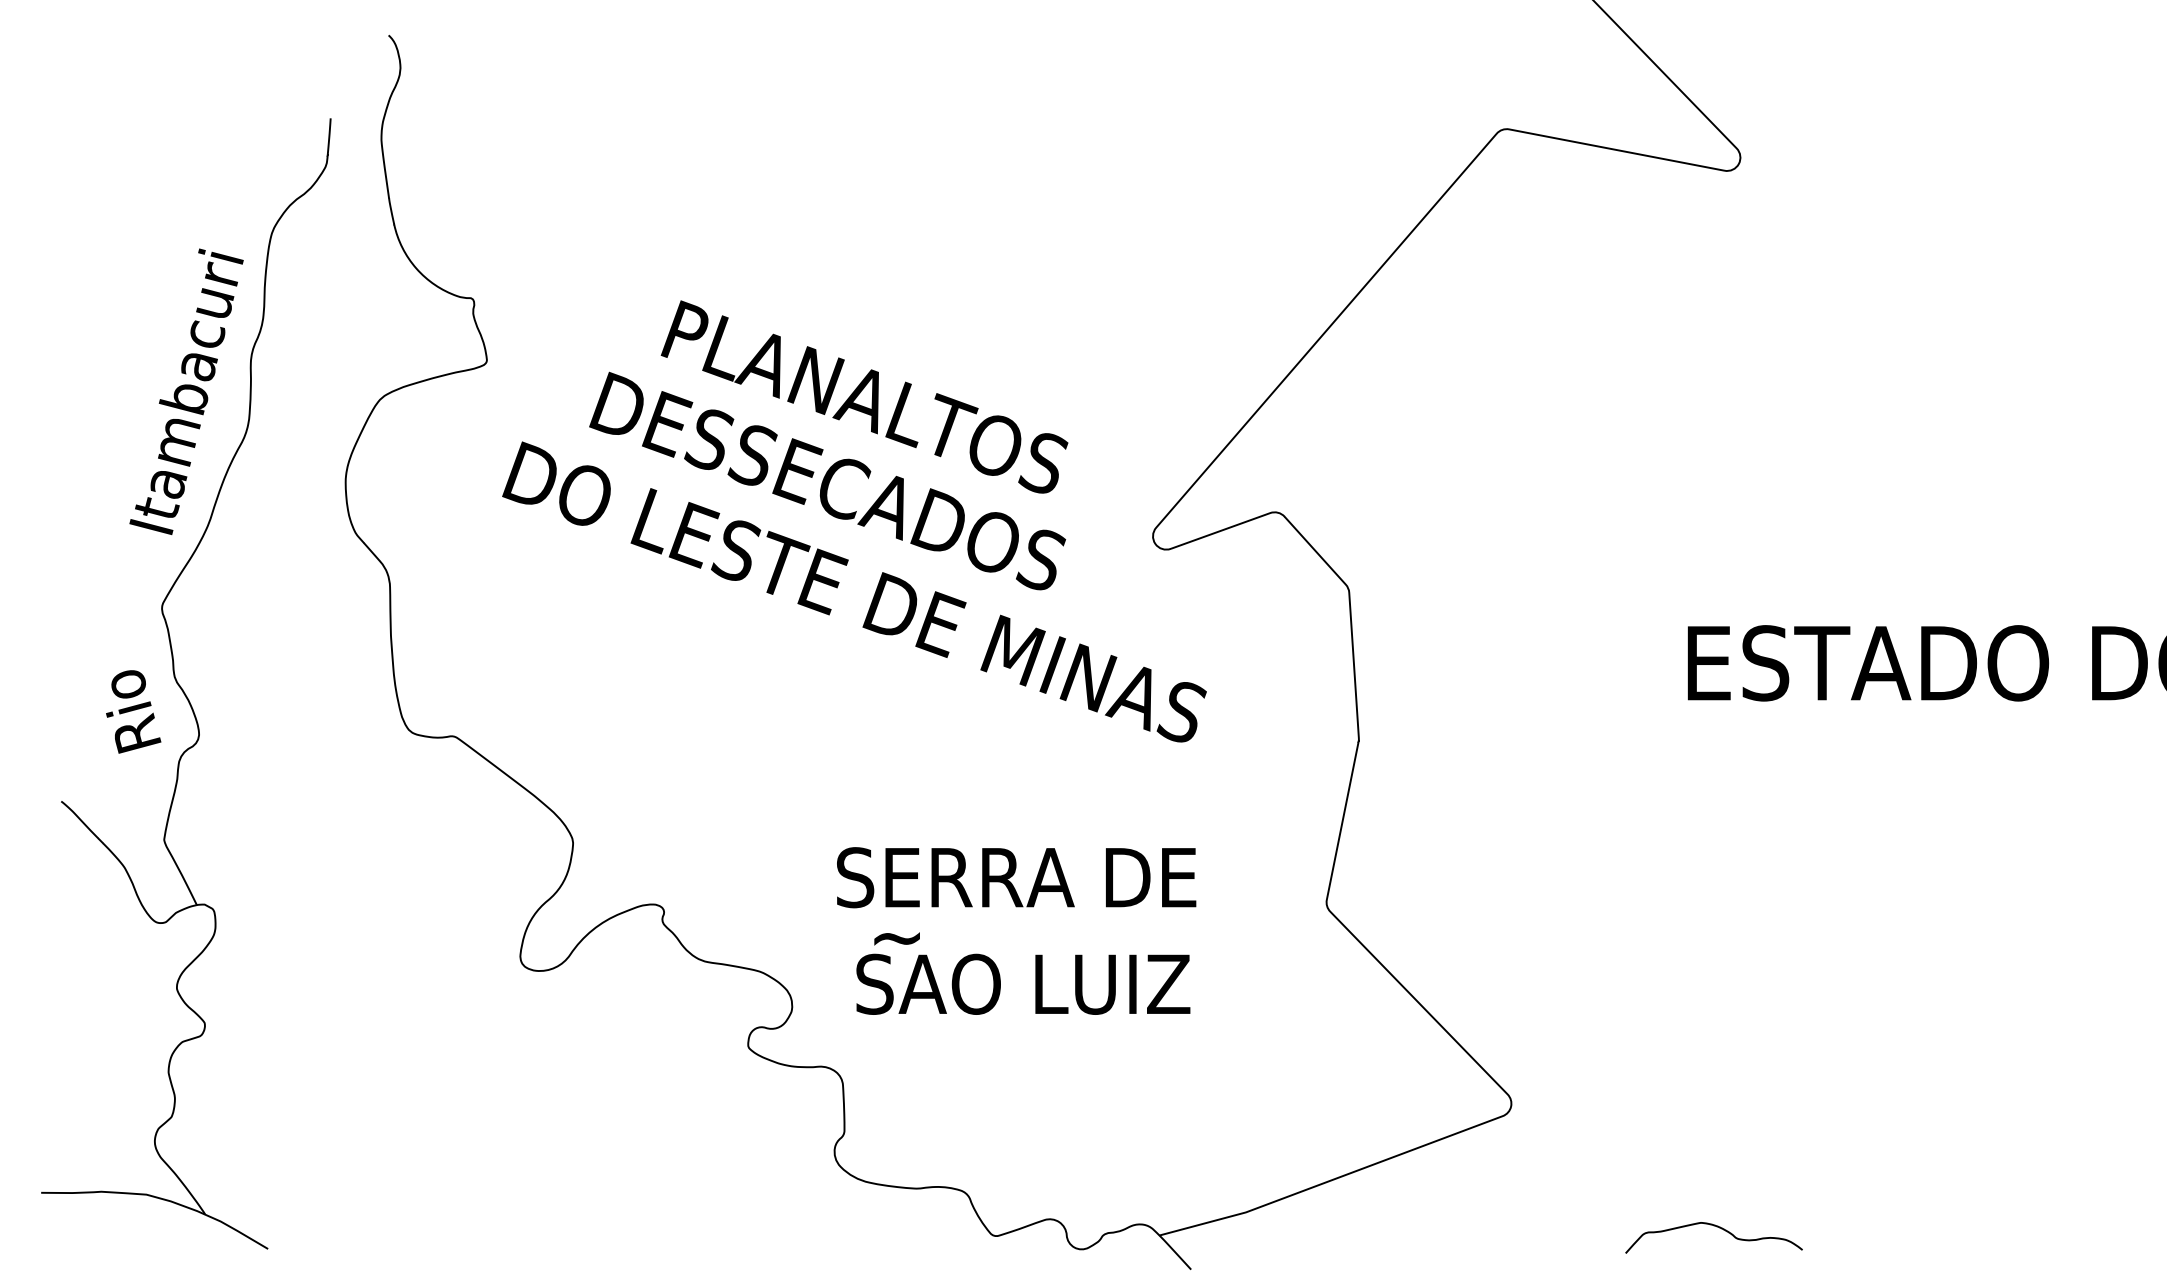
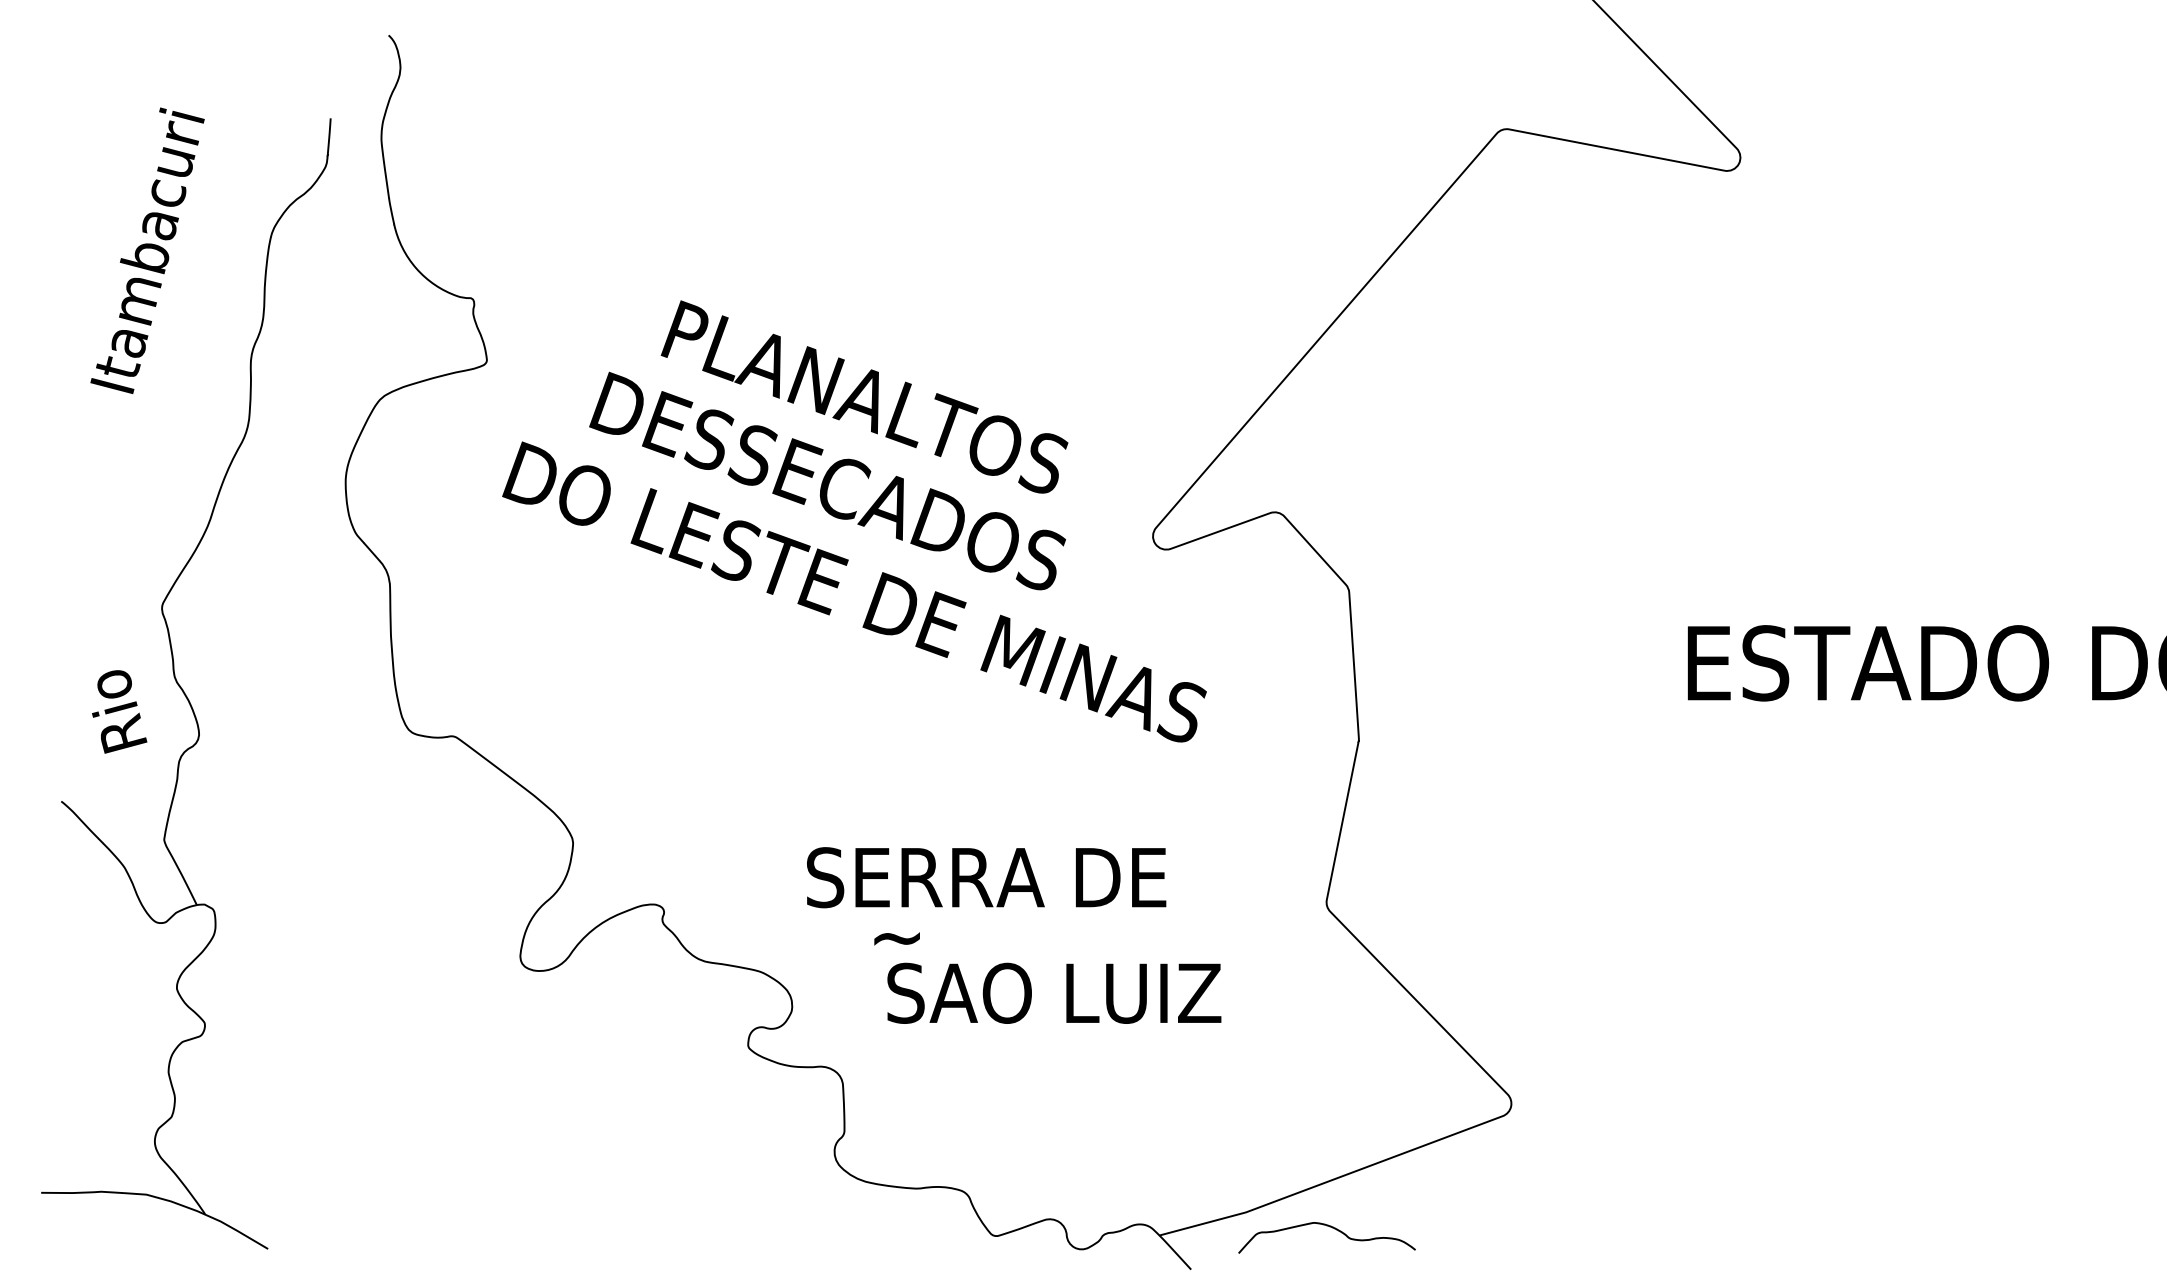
text position: (186, 391) -> (147, 250) (147, 250)
text position: (133, 711) -> (119, 711) (119, 711)
text position: (1016, 877) -> (986, 877) (986, 877)
text position: (1023, 983) -> (1054, 992) (1054, 992)
curve position: (1716, 1227) -> (1329, 1227) (1329, 1227)
